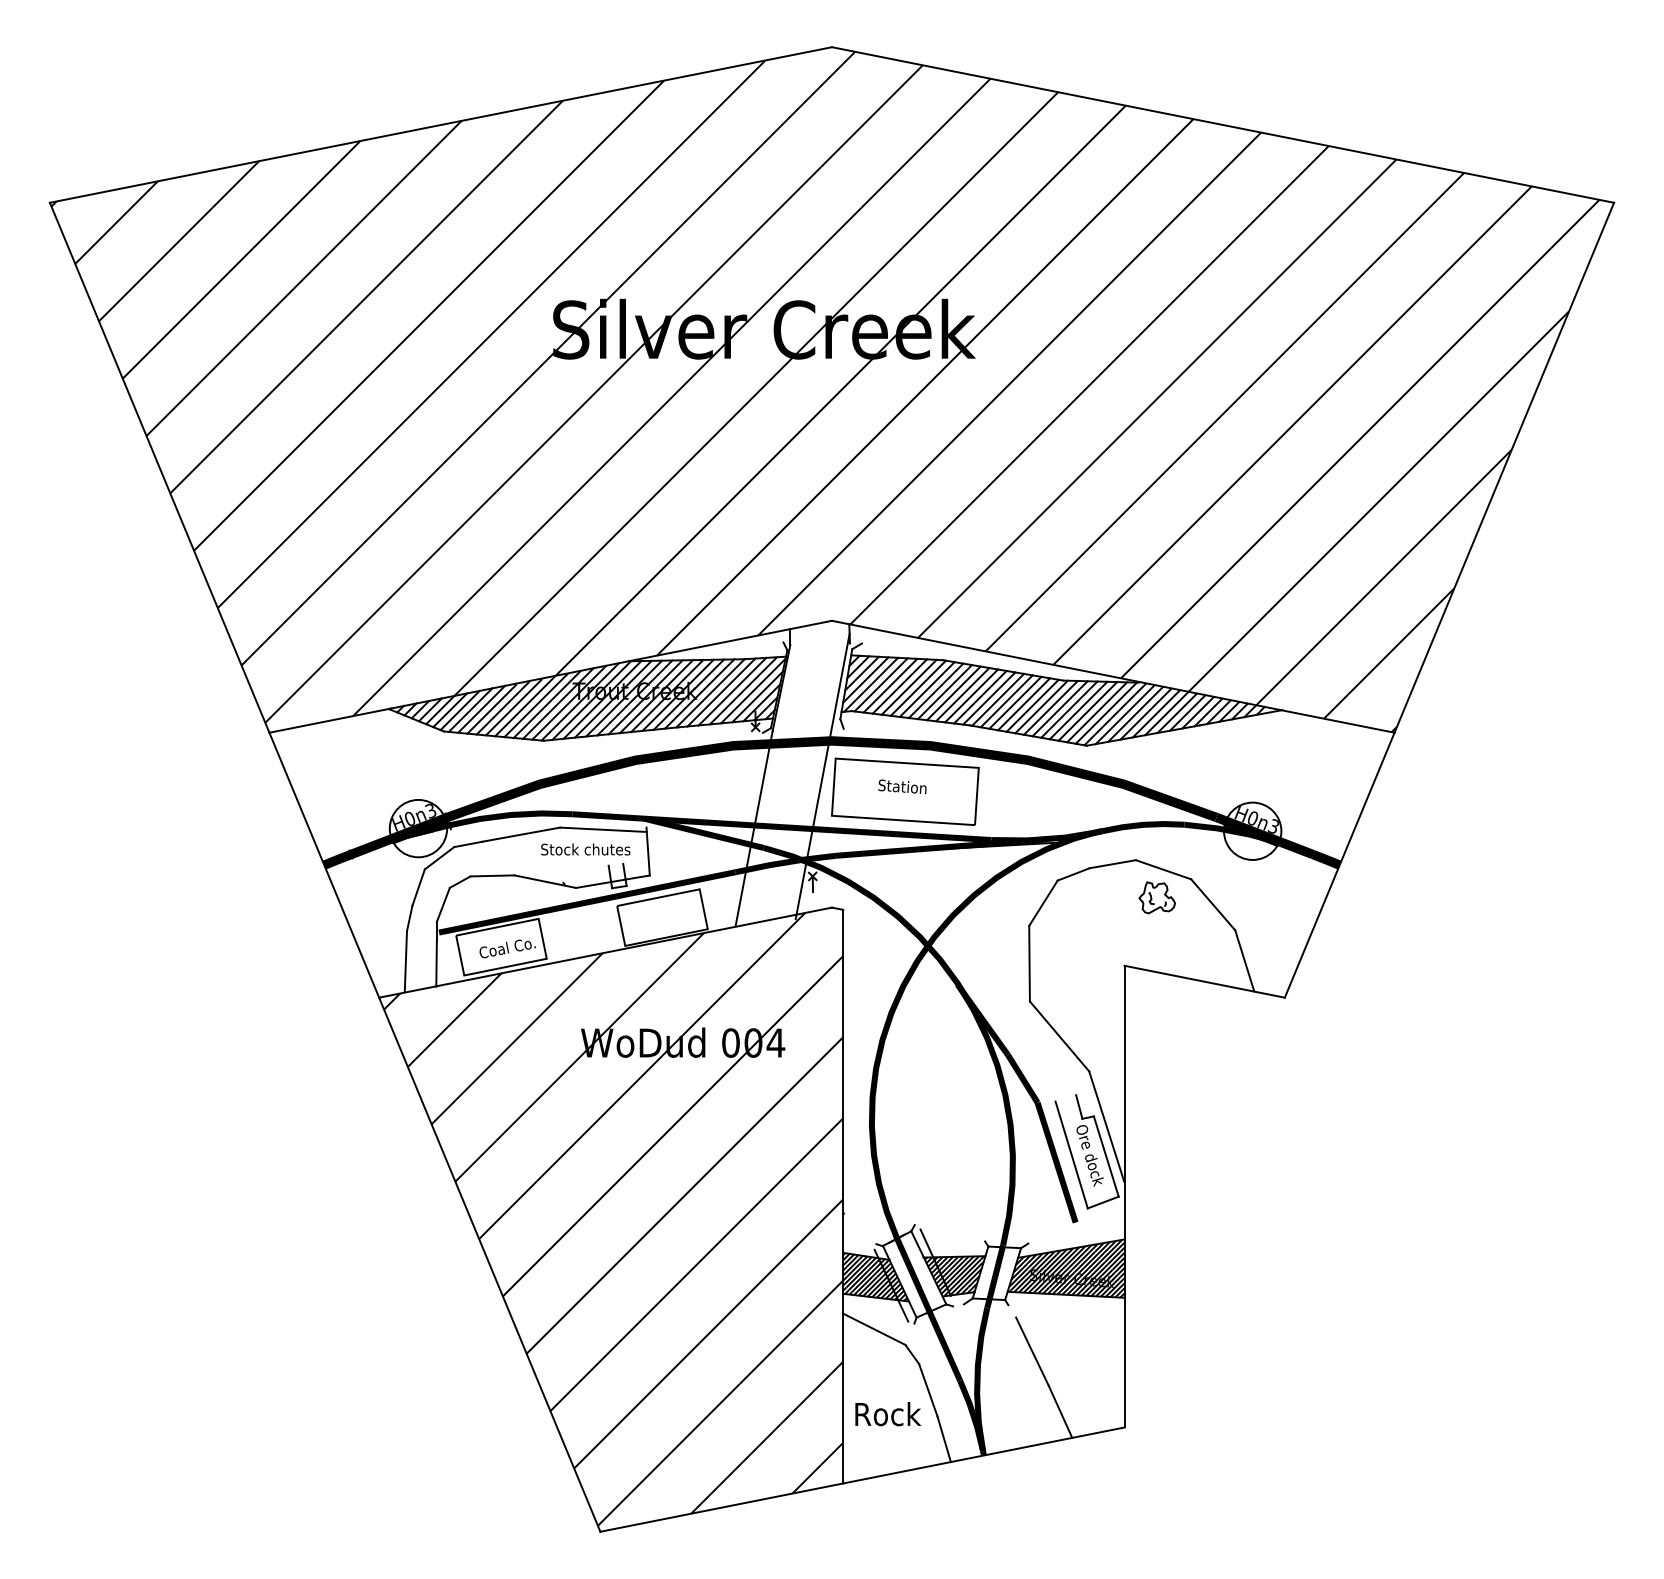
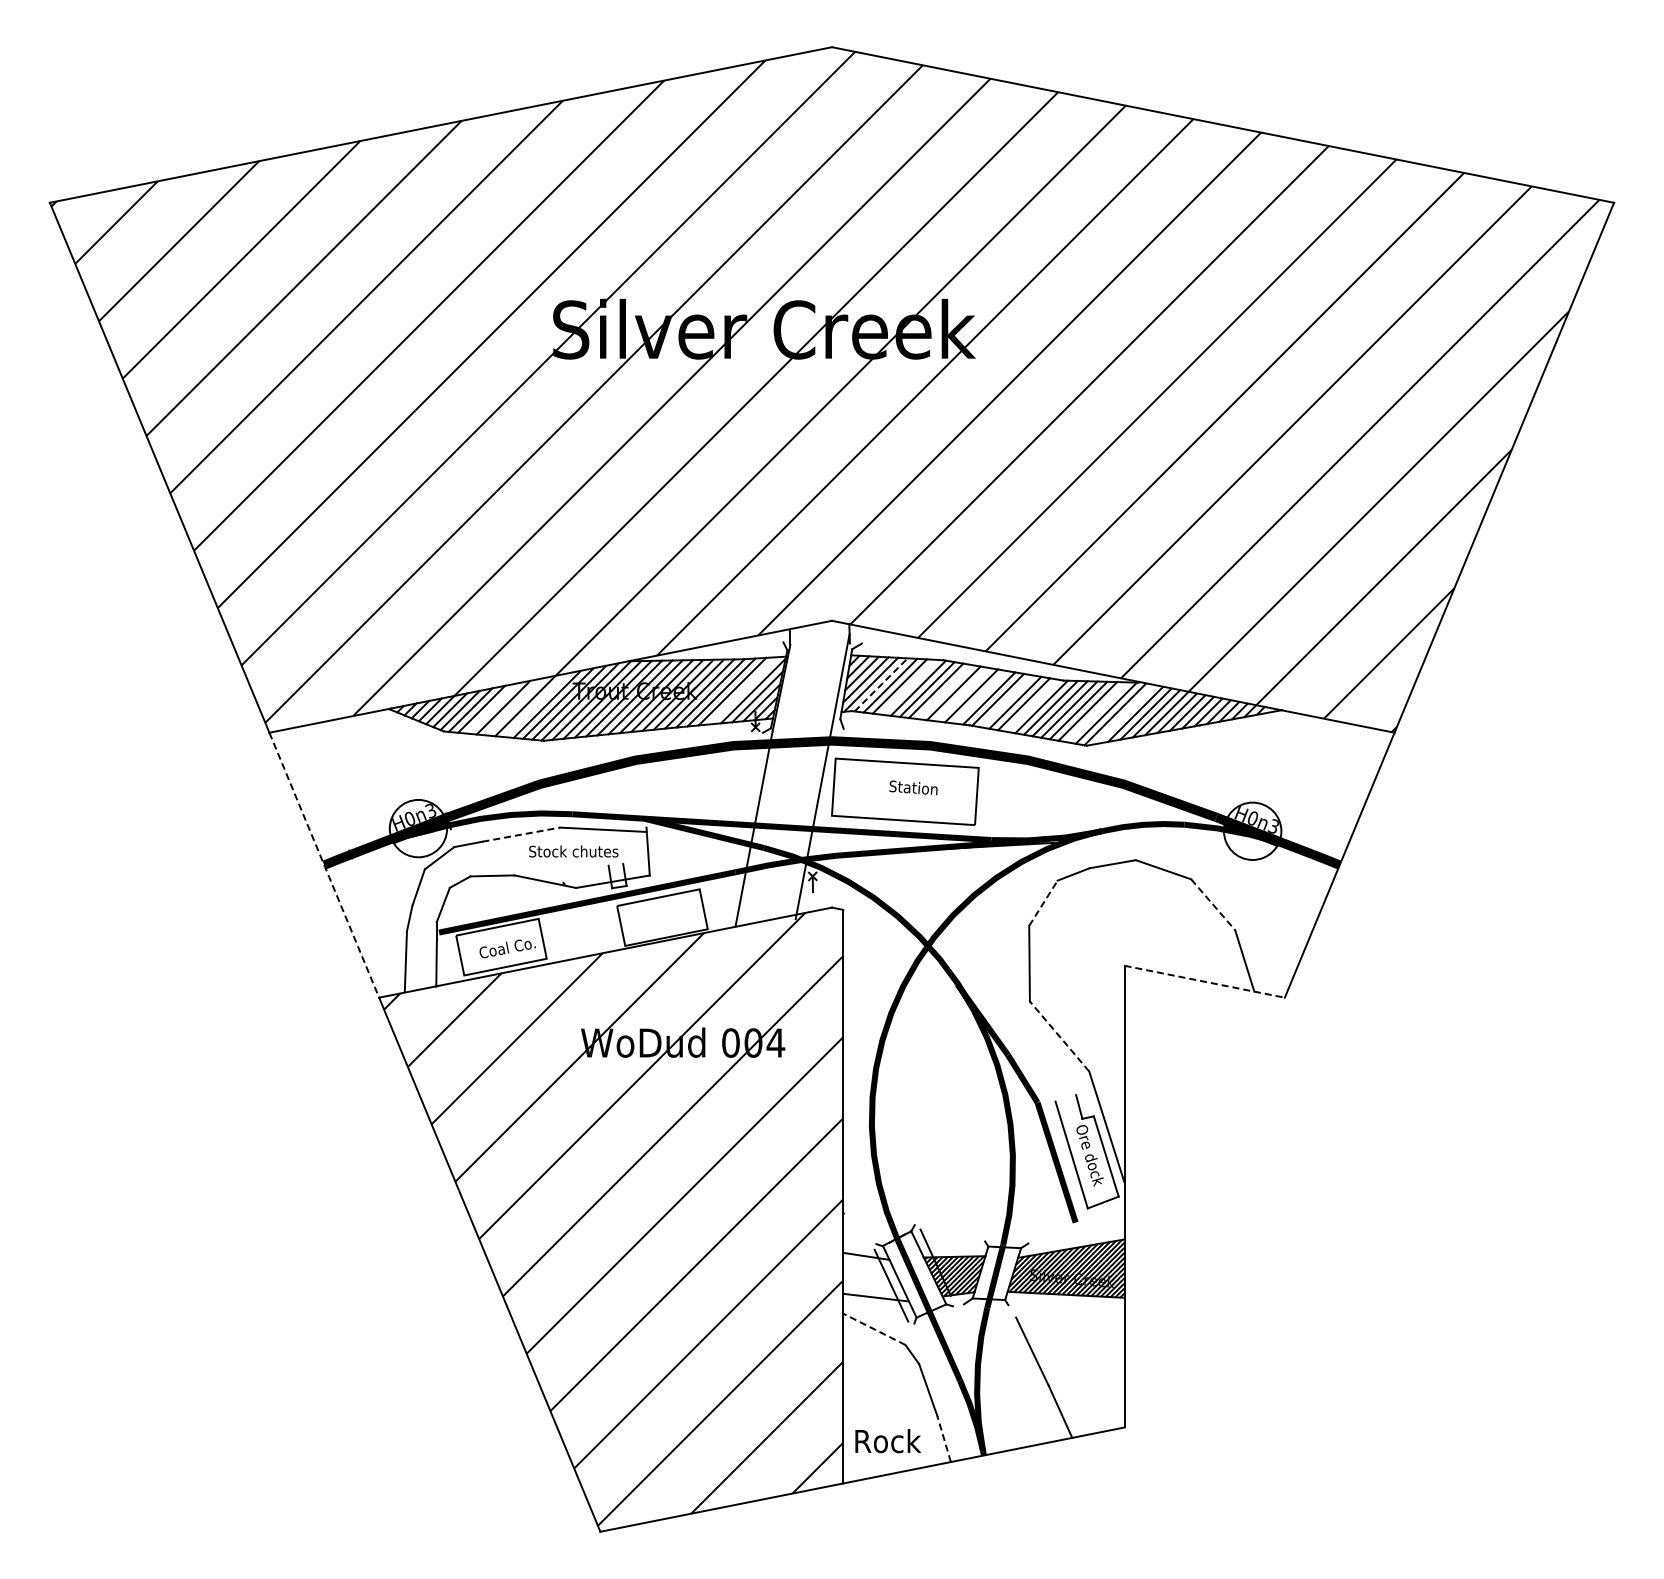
line: solid -> dashed (881, 684)
line: present -> none (908, 686)
line: present -> none (743, 690)
line: present -> none (944, 692)
line: present -> none (962, 694)
line: present -> none (980, 696)
line: present -> none (1006, 701)
line: present -> none (535, 705)
line: present -> none (1032, 705)
line: present -> none (513, 707)
line: present -> none (491, 709)
line: present -> none (1097, 712)
line: present -> none (1124, 714)
text position: (902, 786) -> (913, 787) (913, 787)
line: solid -> dashed (521, 834)
text position: (585, 849) -> (573, 851) (573, 851)
line: solid -> dashed (324, 865)
part: present -> none (1156, 897)
line: solid -> dashed (1043, 903)
line: solid -> dashed (1213, 904)
line: solid -> dashed (1204, 981)
line: solid -> dashed (1059, 1036)
hatch: present -> none (875, 1277)
line: solid -> dashed (874, 1329)
text position: (888, 1414) -> (888, 1441) (888, 1441)
line: solid -> dashed (944, 1439)
